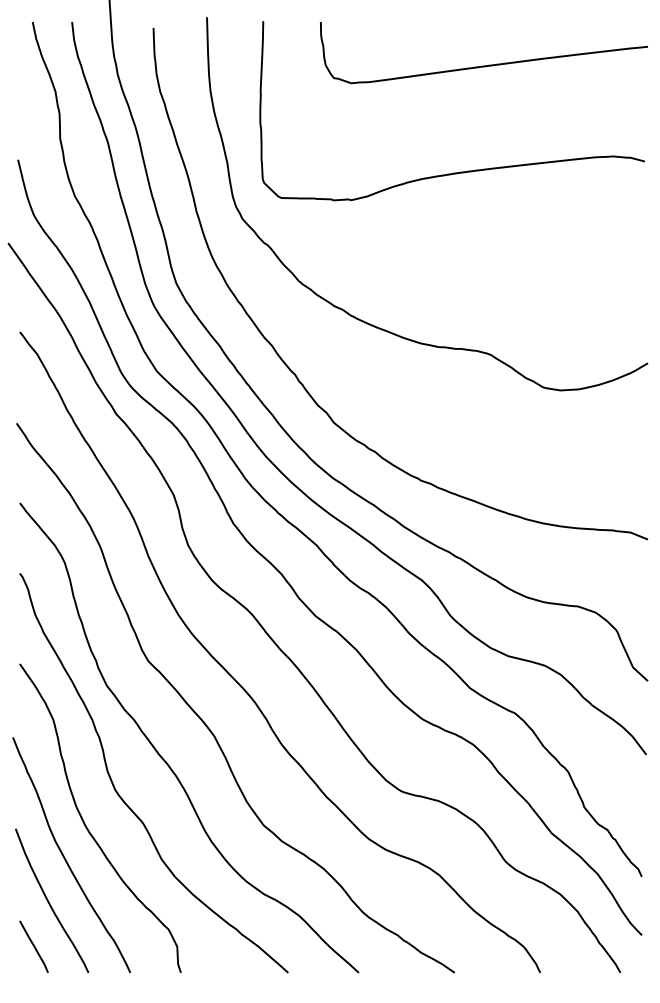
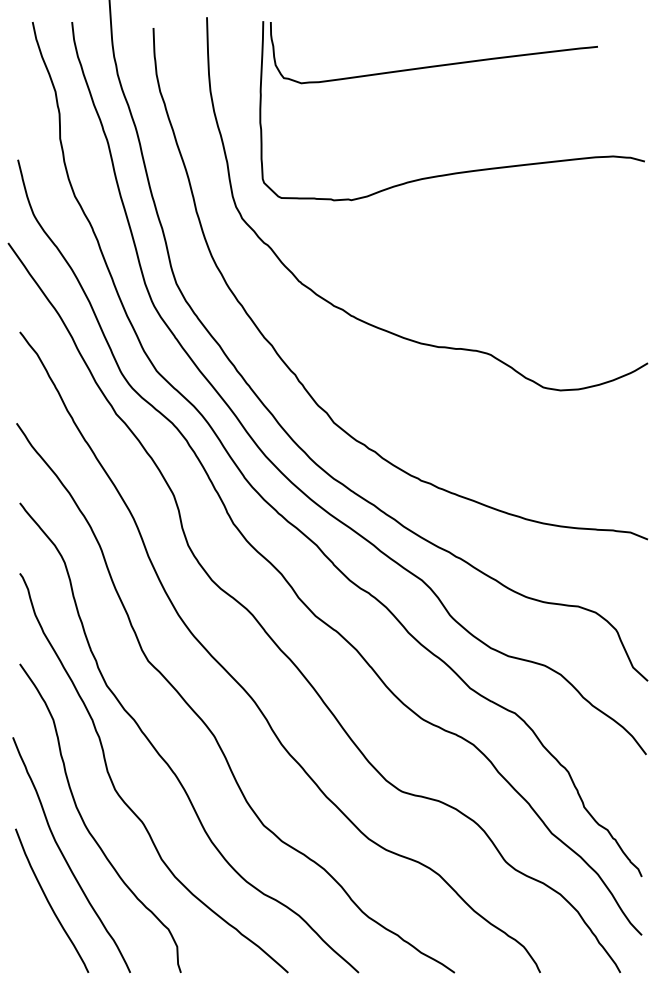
curve position: (483, 65) -> (433, 65) (433, 65)
line: present -> none (33, 946)
